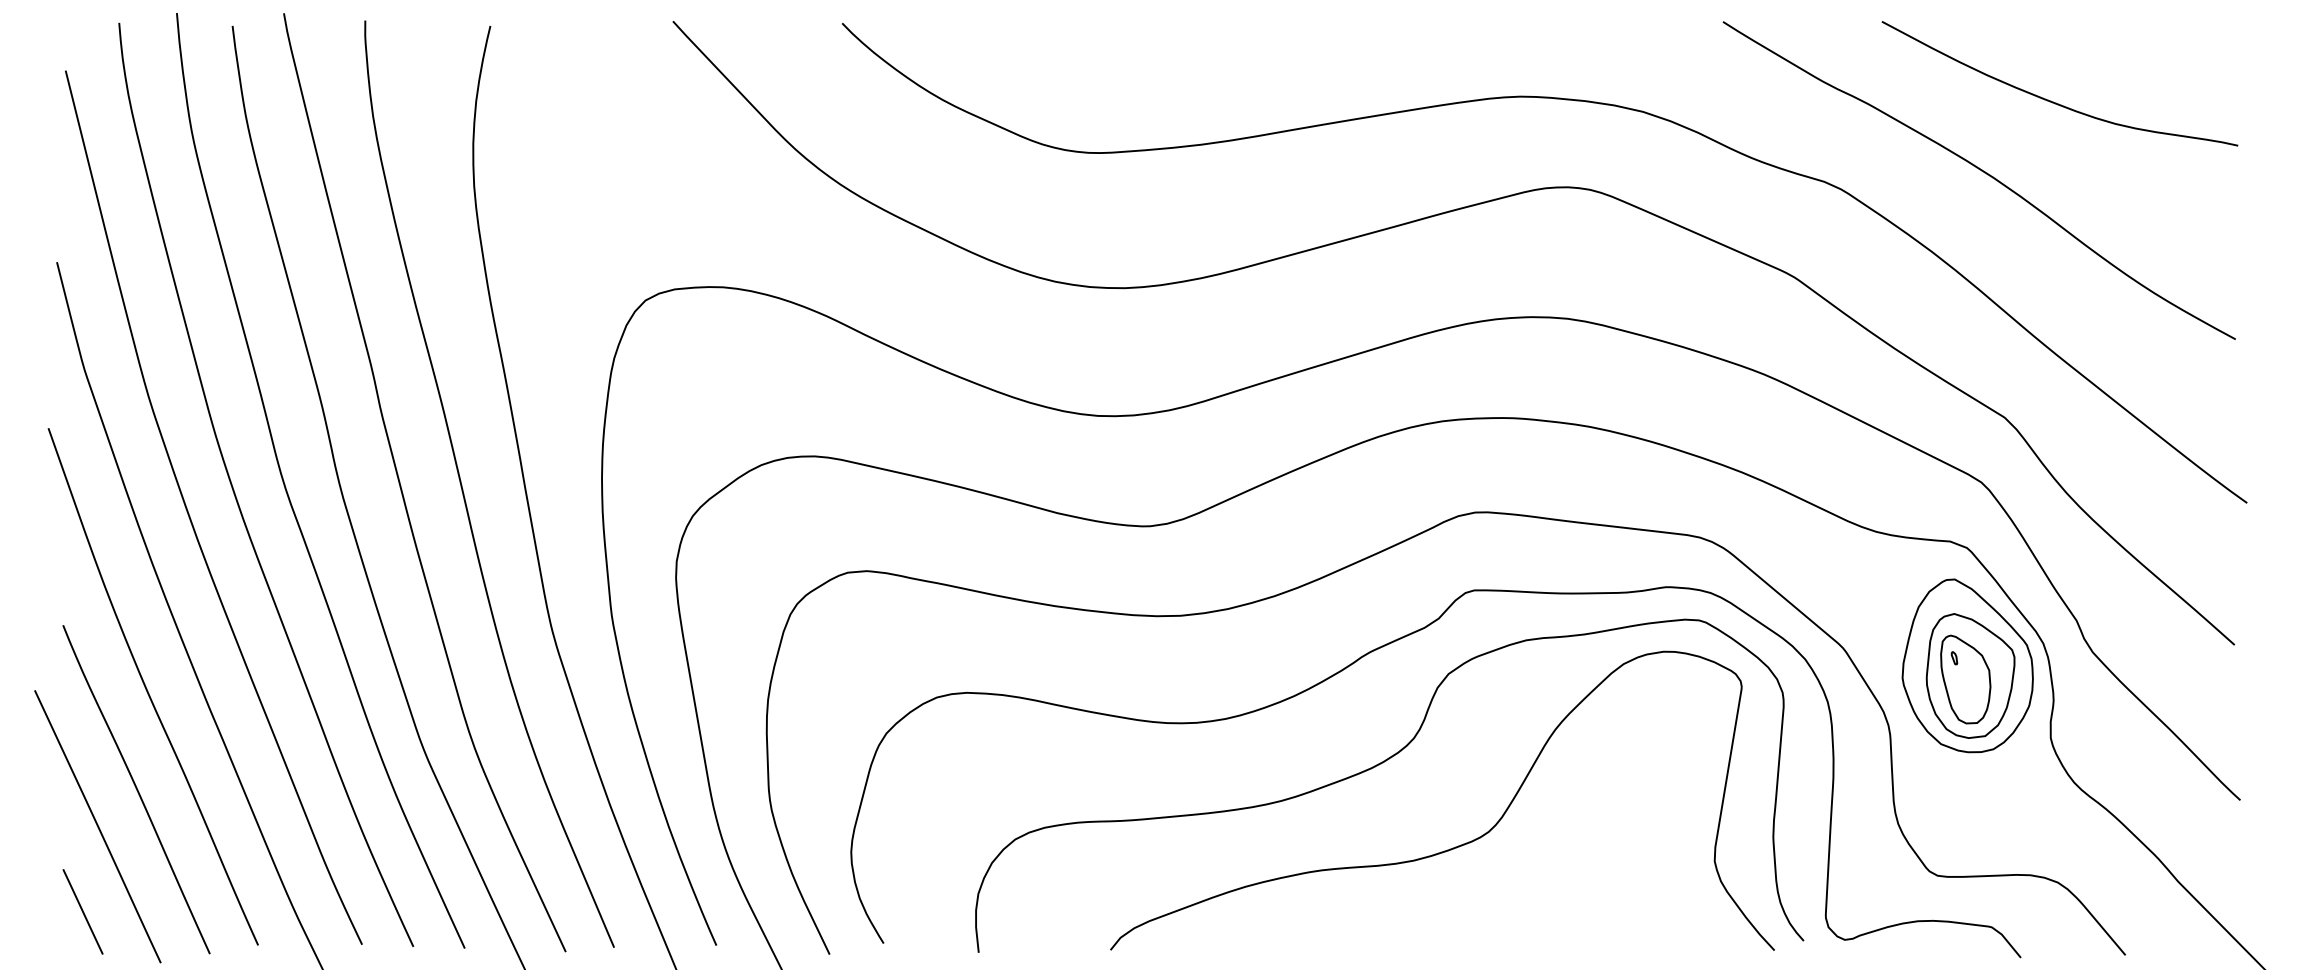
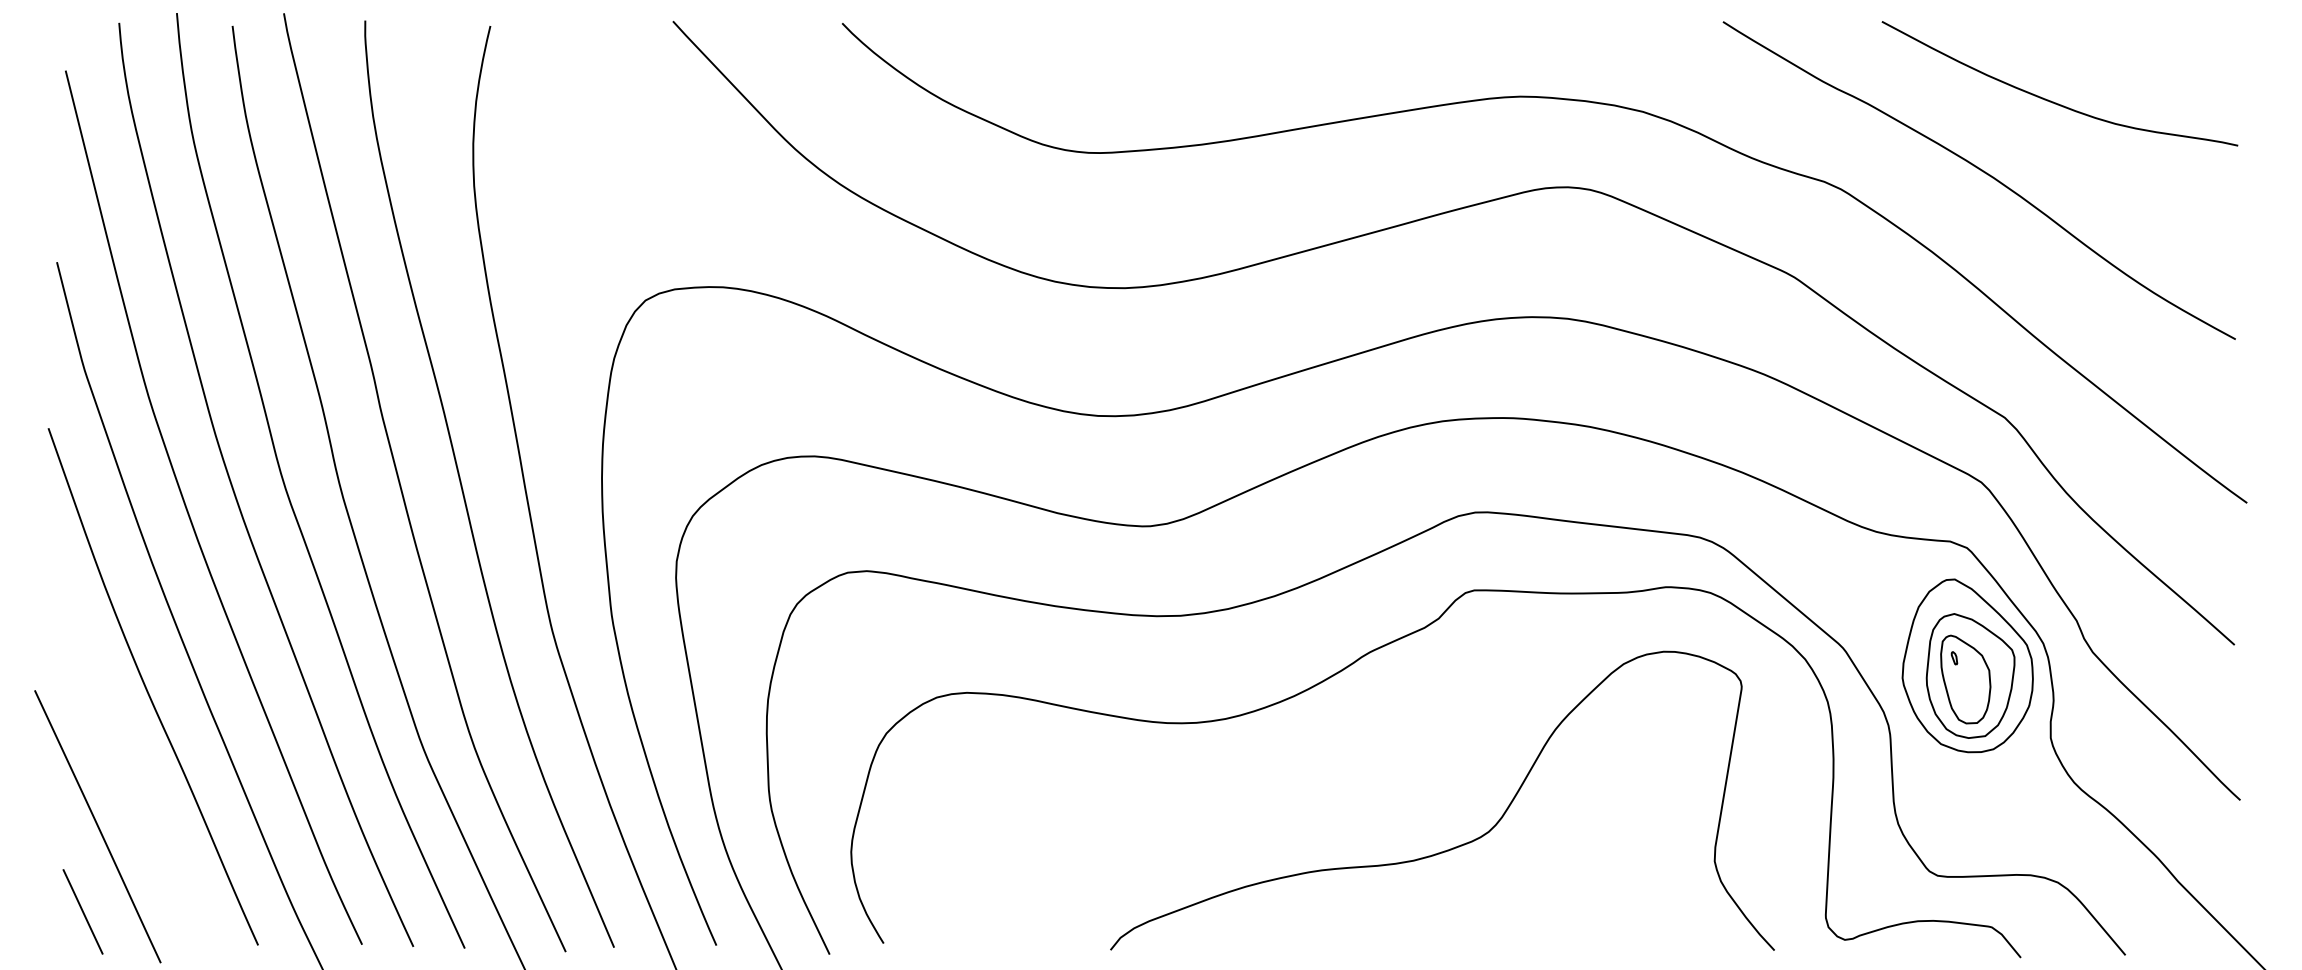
curve: present -> none (1379, 765)
curve: present -> none (136, 789)
